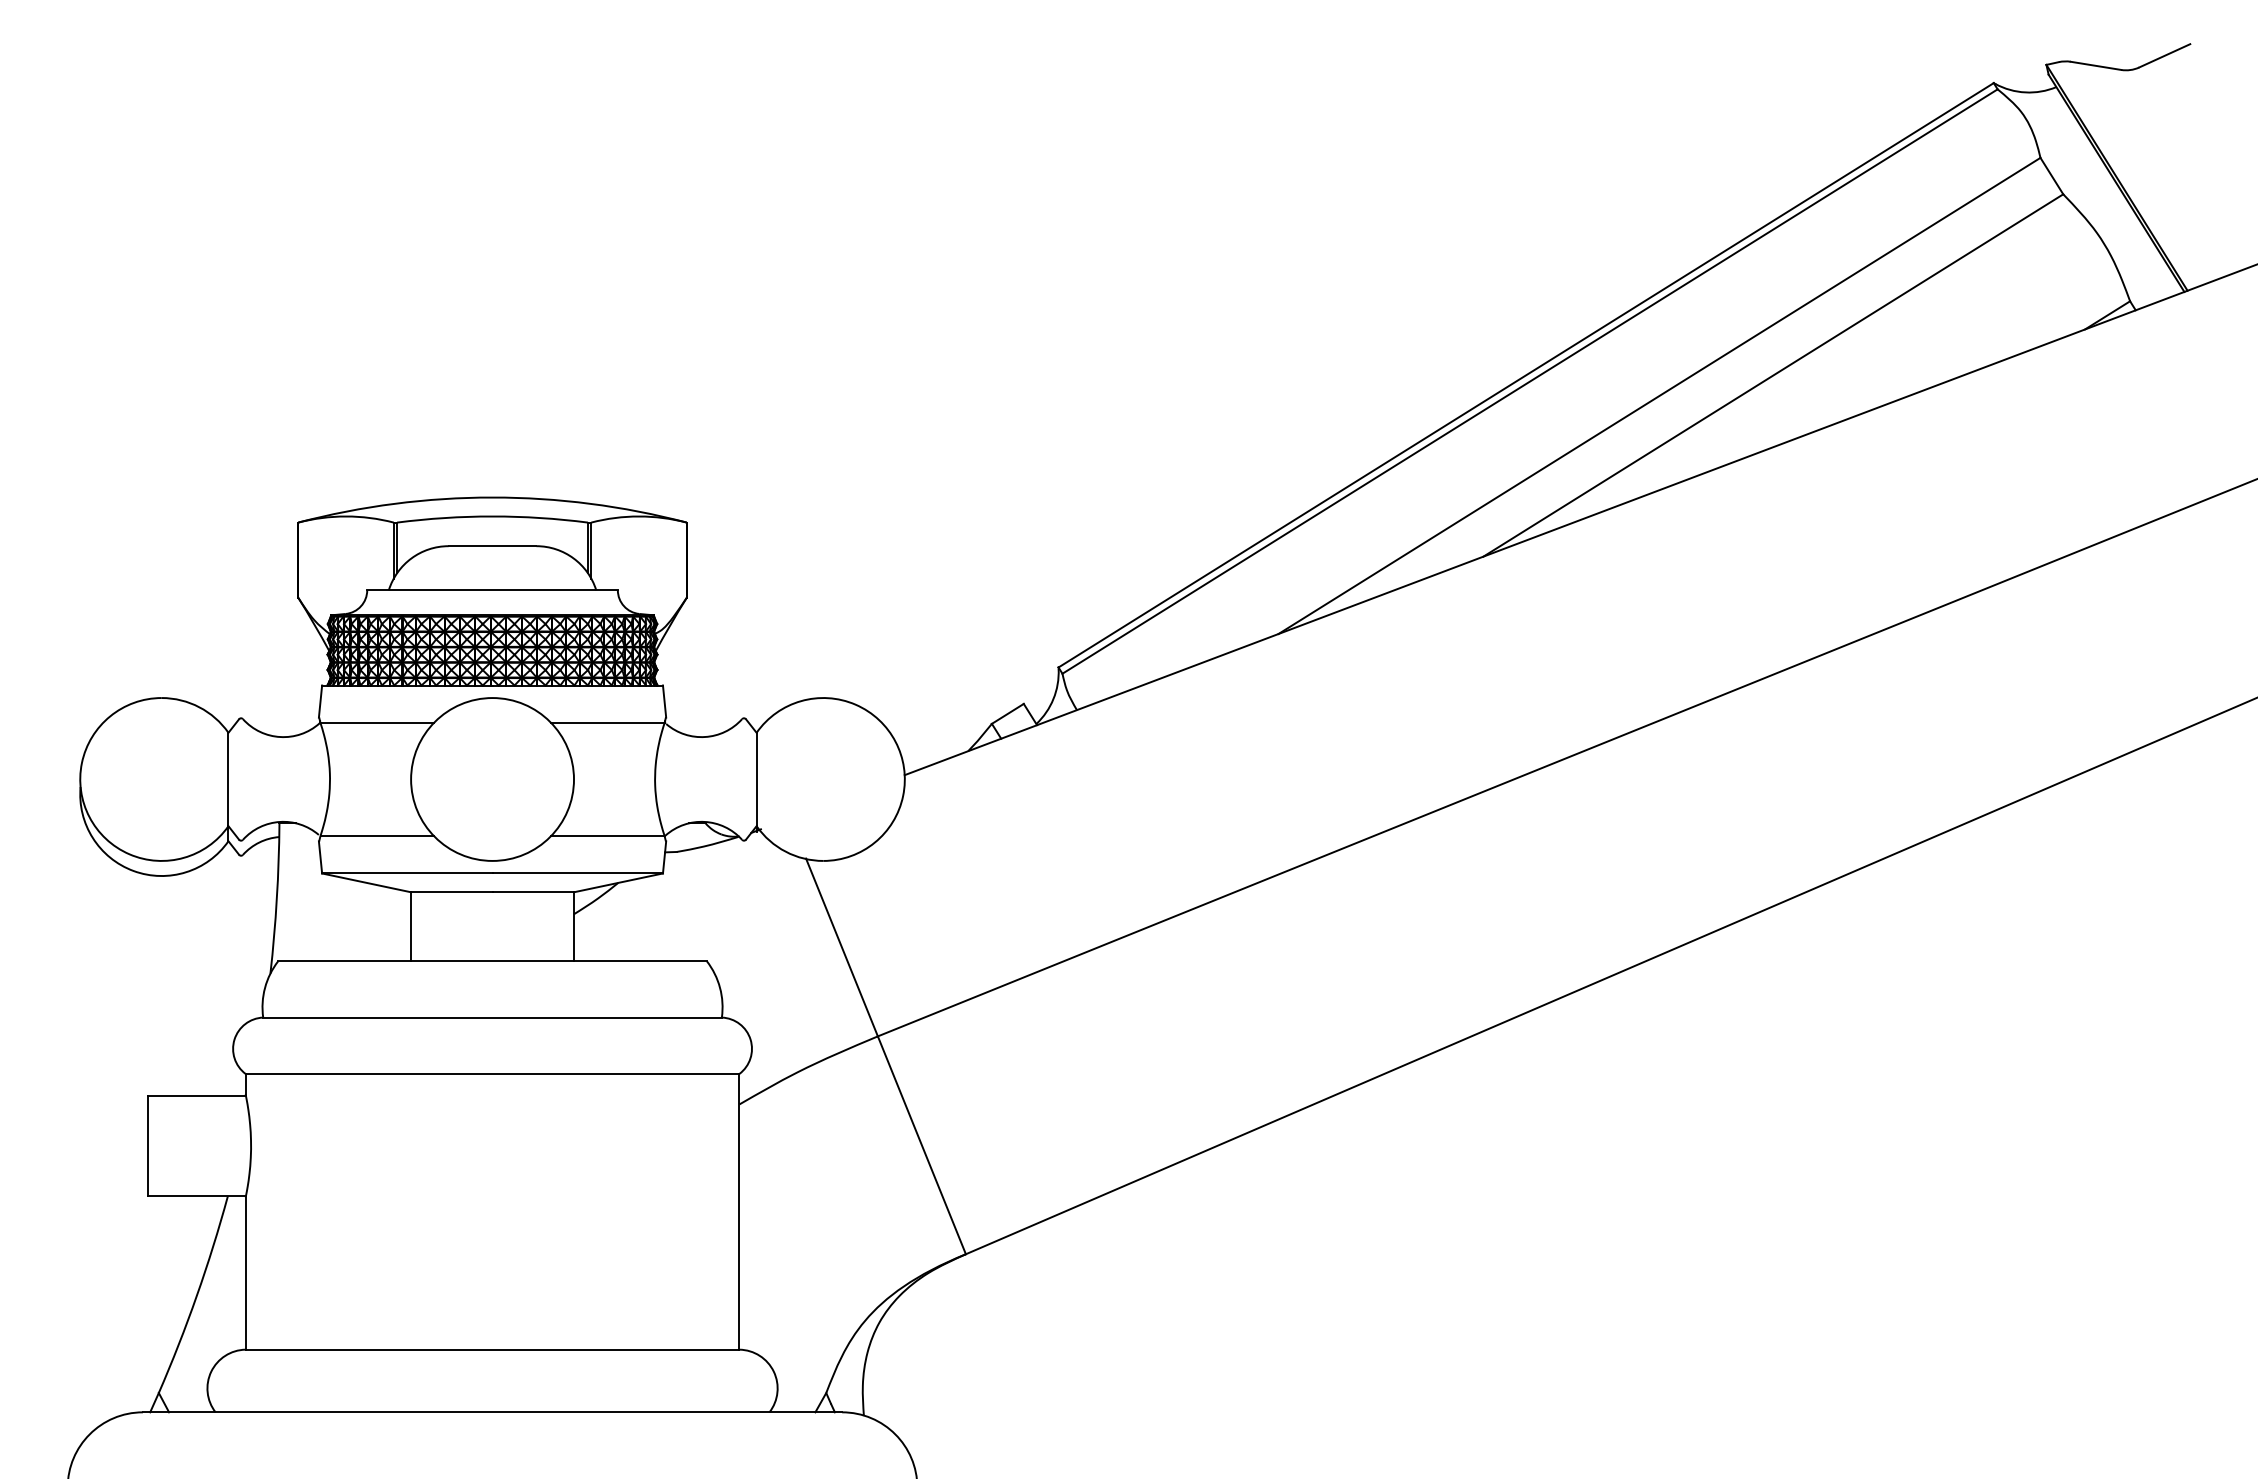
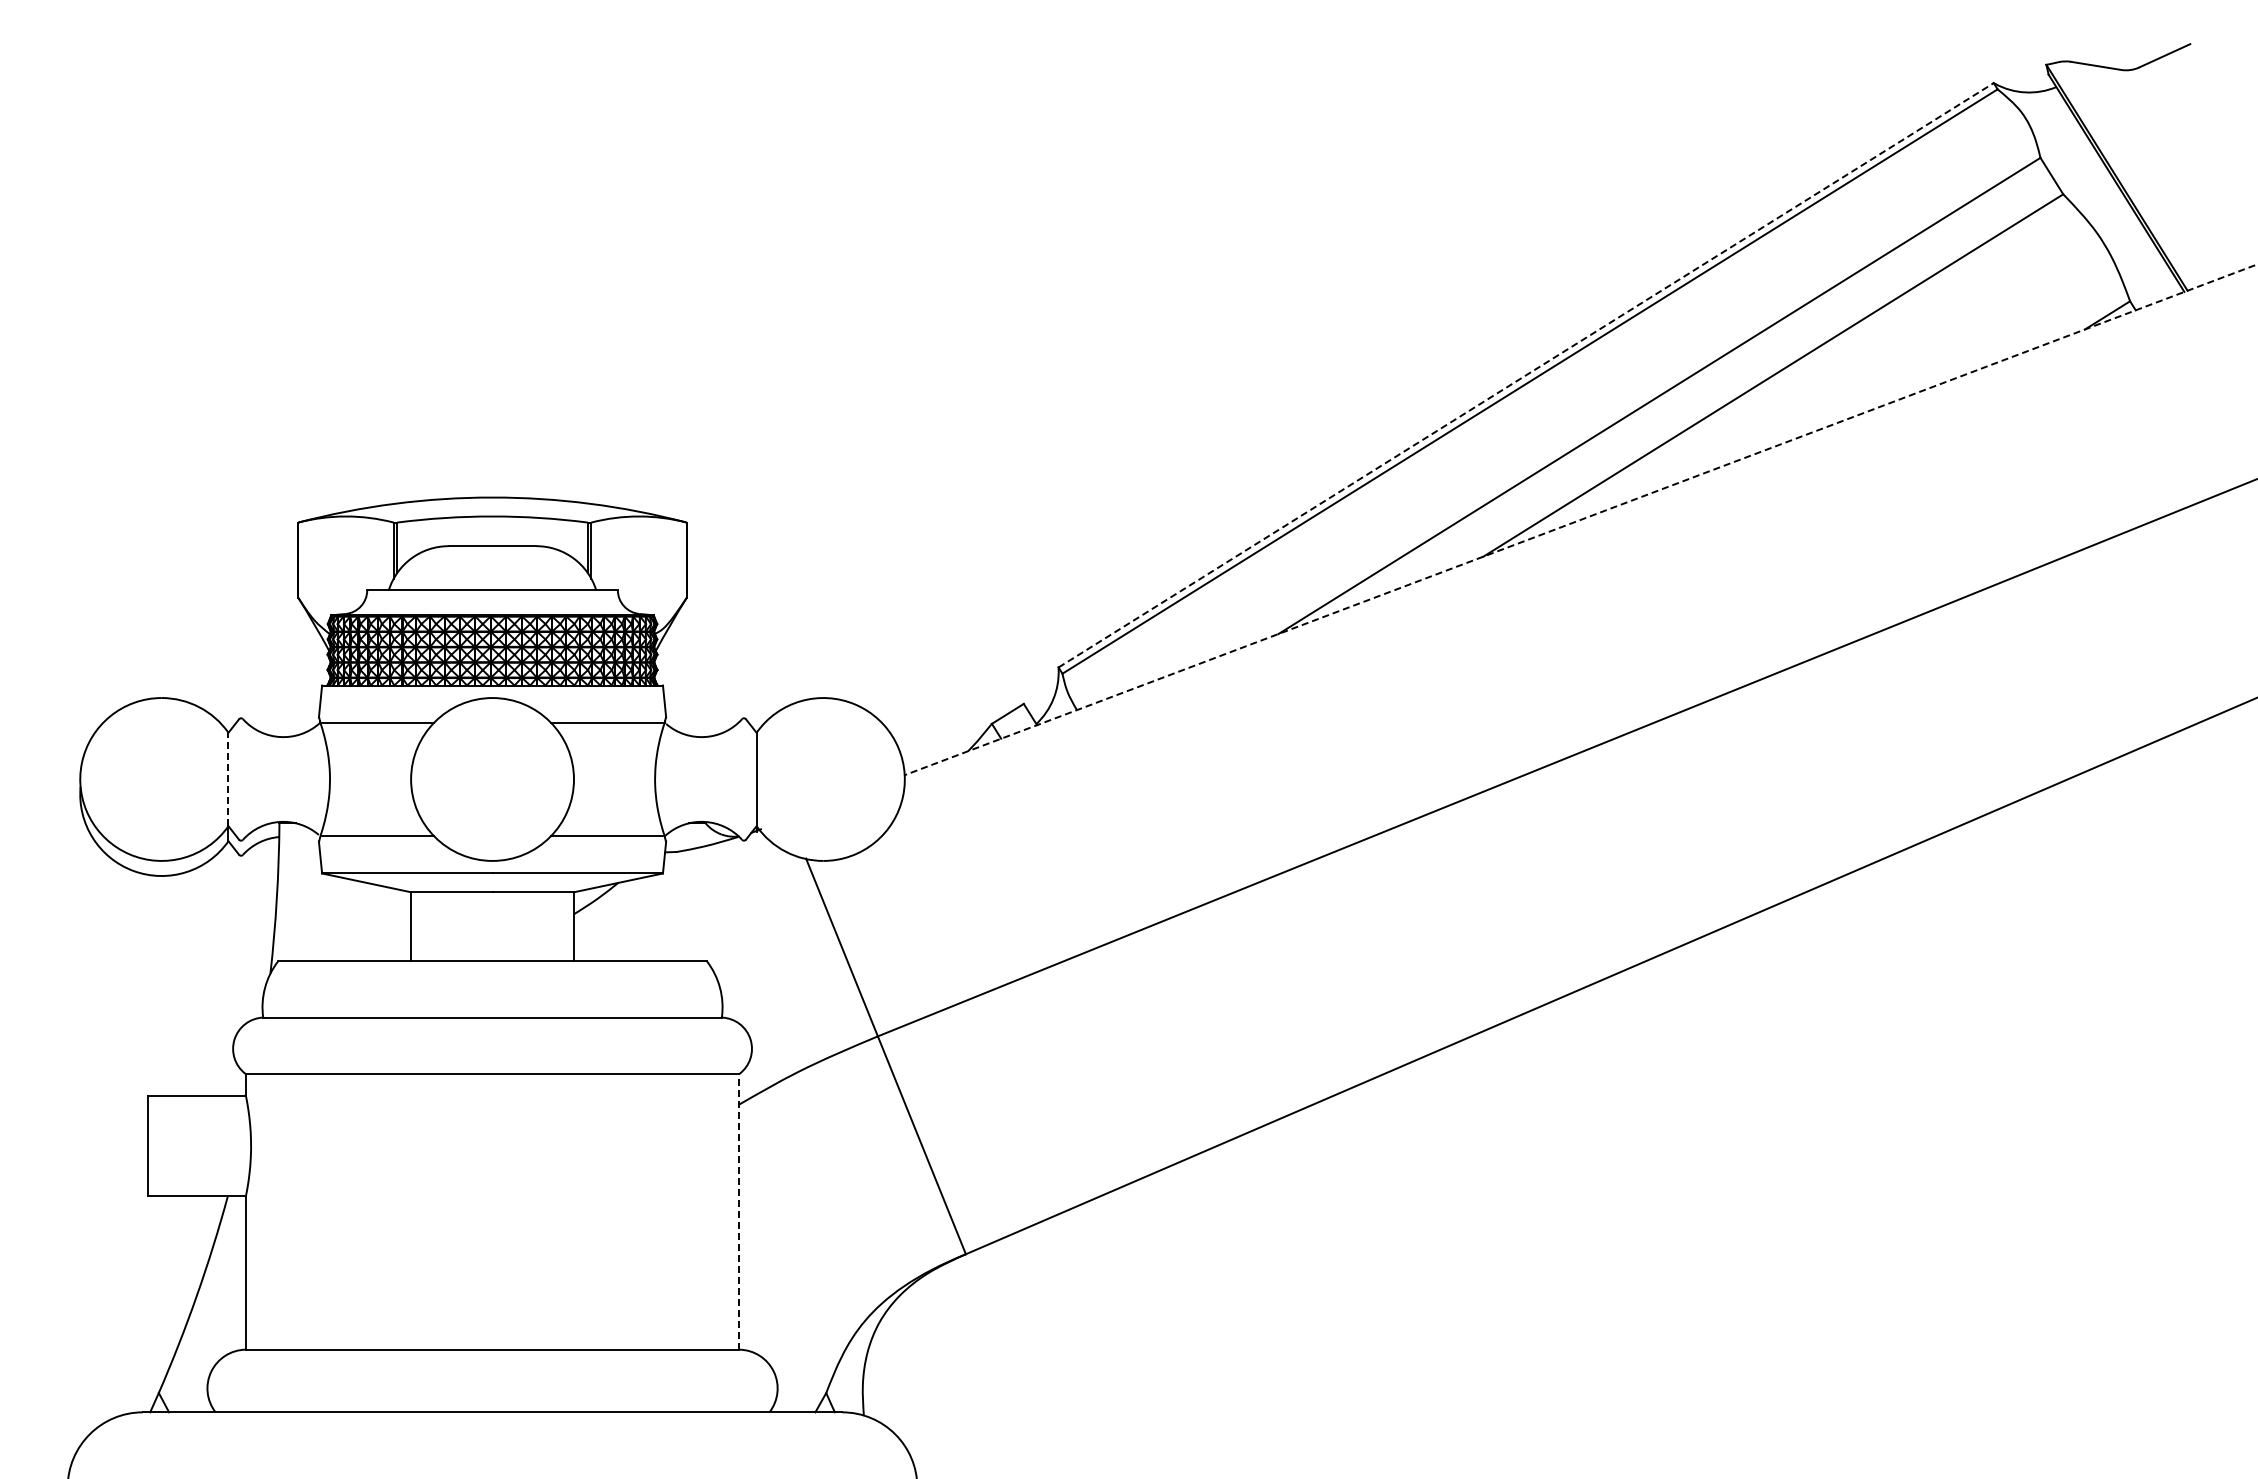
line: solid -> dashed (1526, 375)
line: solid -> dashed (1580, 519)
line: solid -> dashed (228, 779)
line: solid -> dashed (739, 1211)
